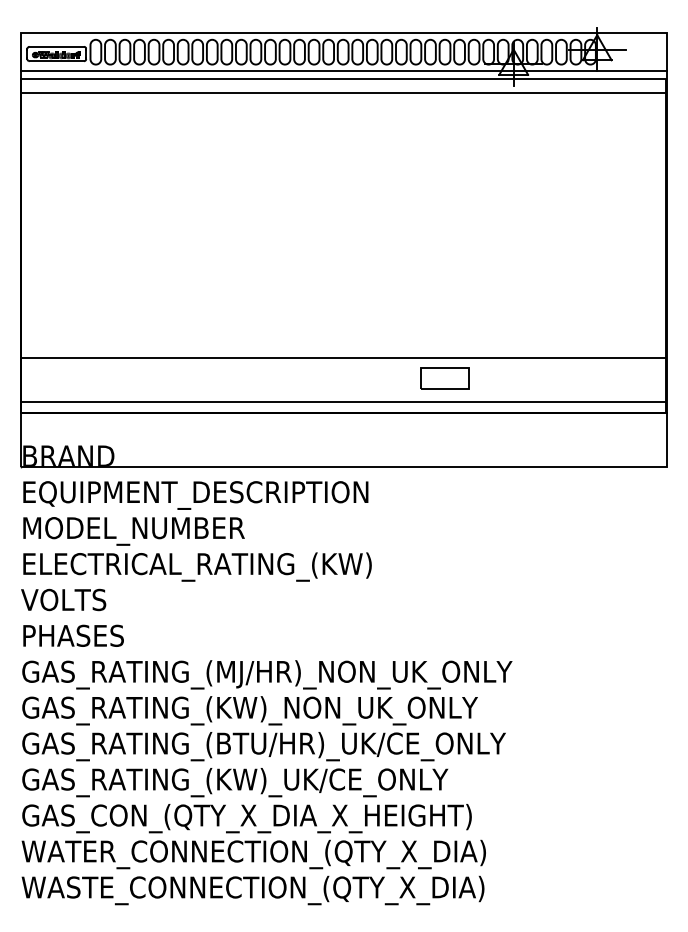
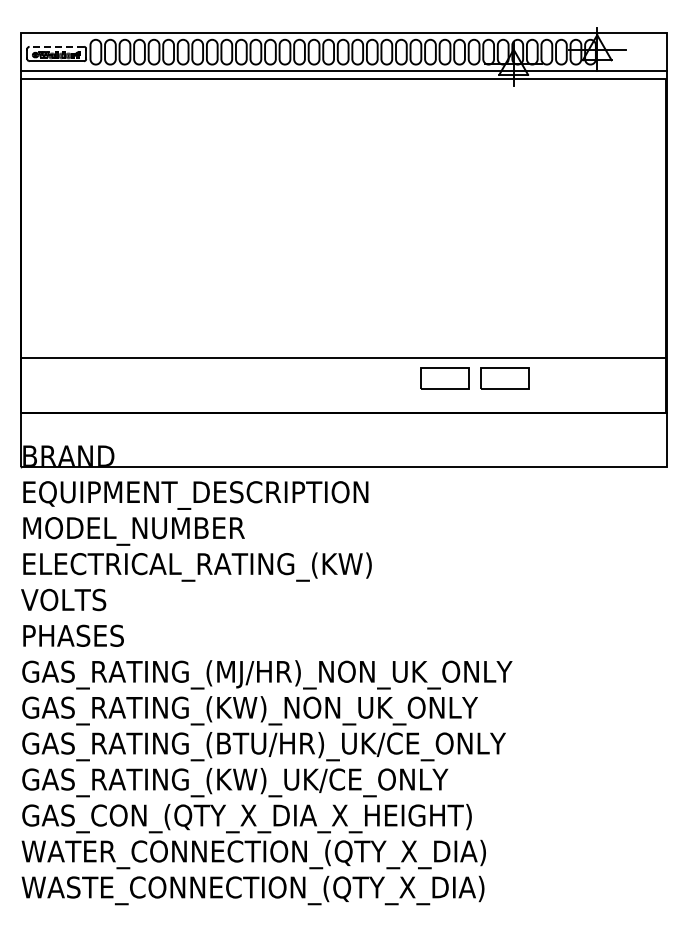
line: solid -> dashed (56, 46)
line: present -> none (343, 93)
part: none -> present (504, 378)
line: present -> none (343, 401)
